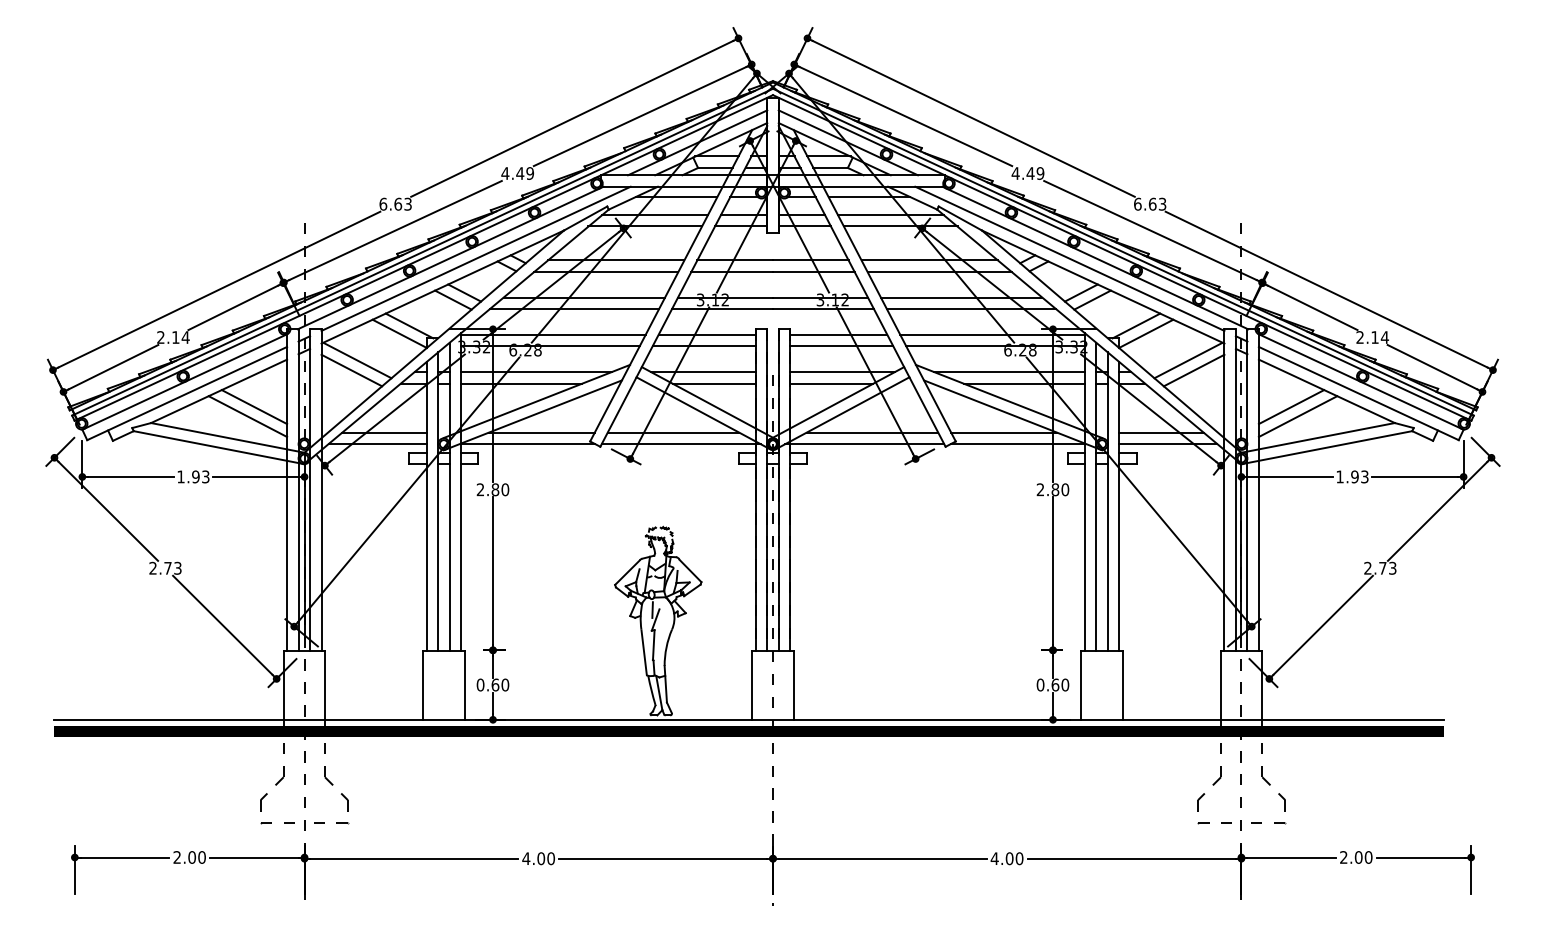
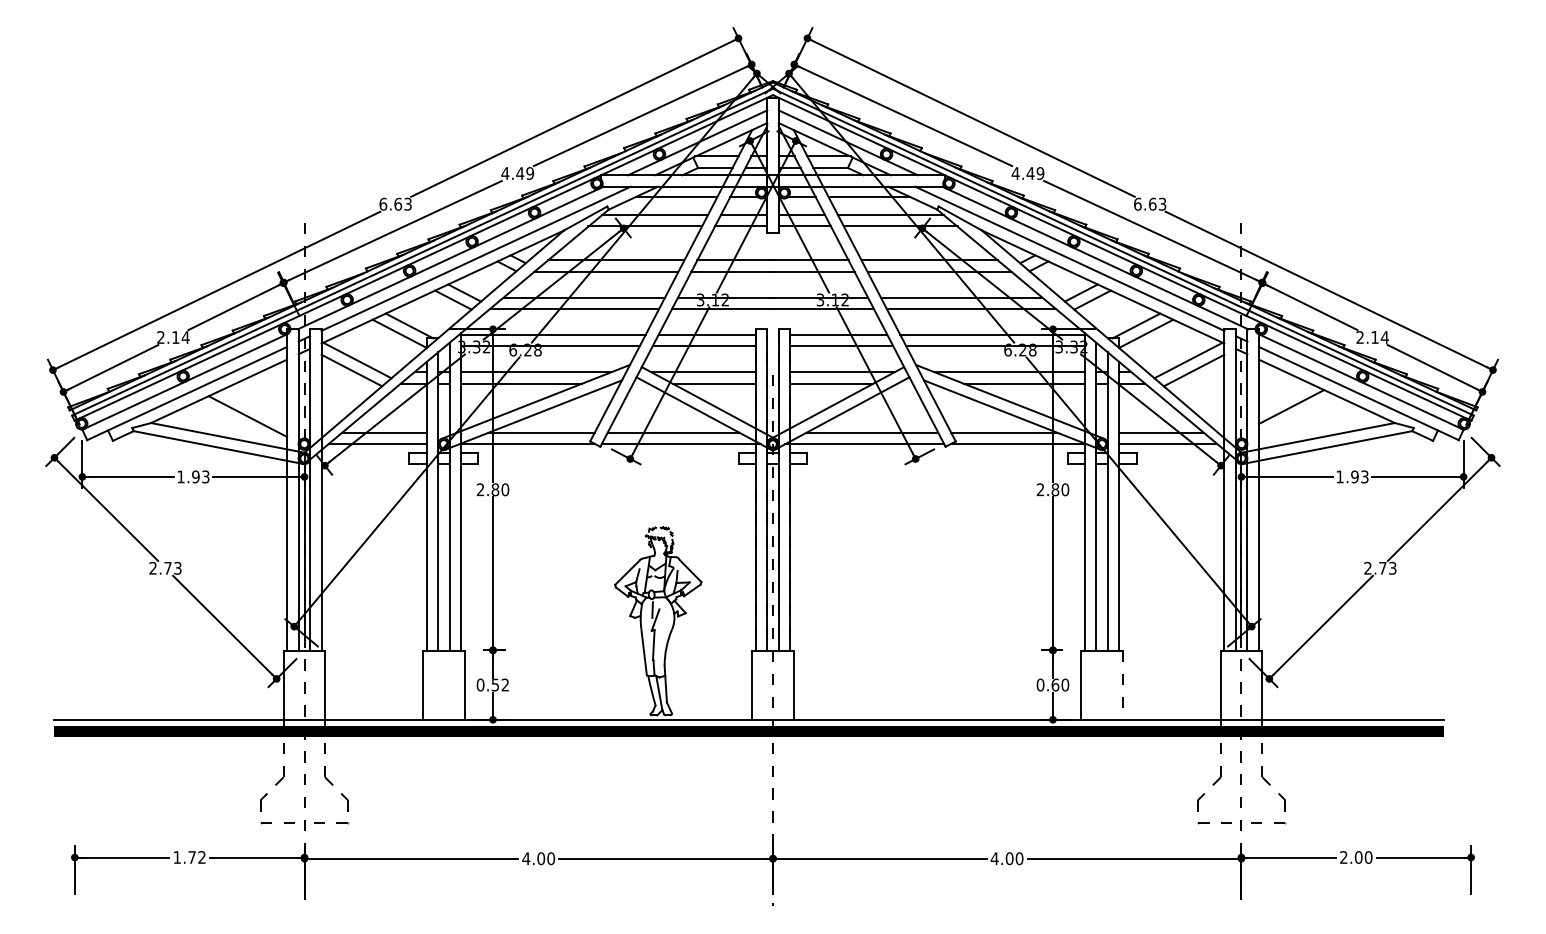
line: present -> none (254, 407)
line: present -> none (1297, 416)
text: 0.60 -> 0.52 (500, 684)
line: solid -> dashed (1122, 685)
text: 2.00 -> 1.72 (189, 857)
